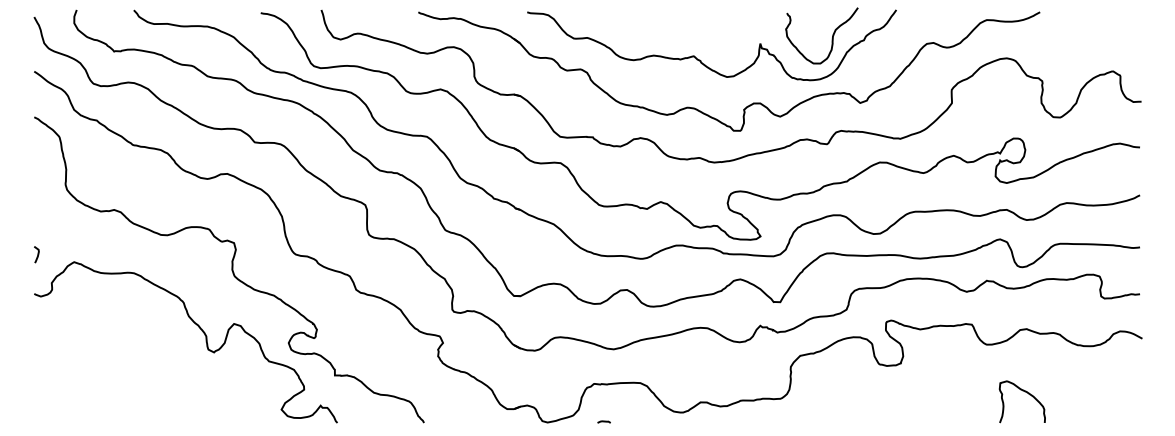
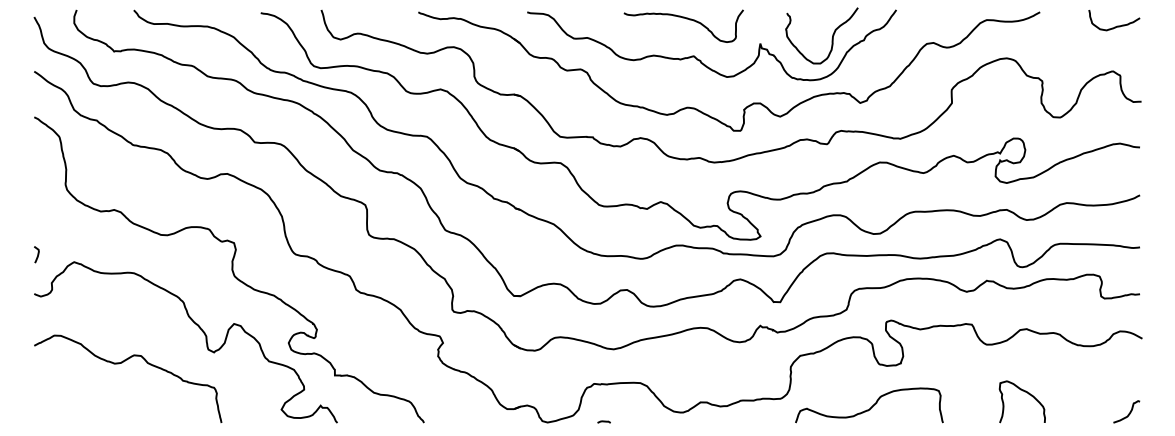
curve: none -> present (686, 19)
curve: none -> present (1117, 25)
curve: none -> present (122, 363)
curve: none -> present (871, 406)
curve: none -> present (1128, 413)
